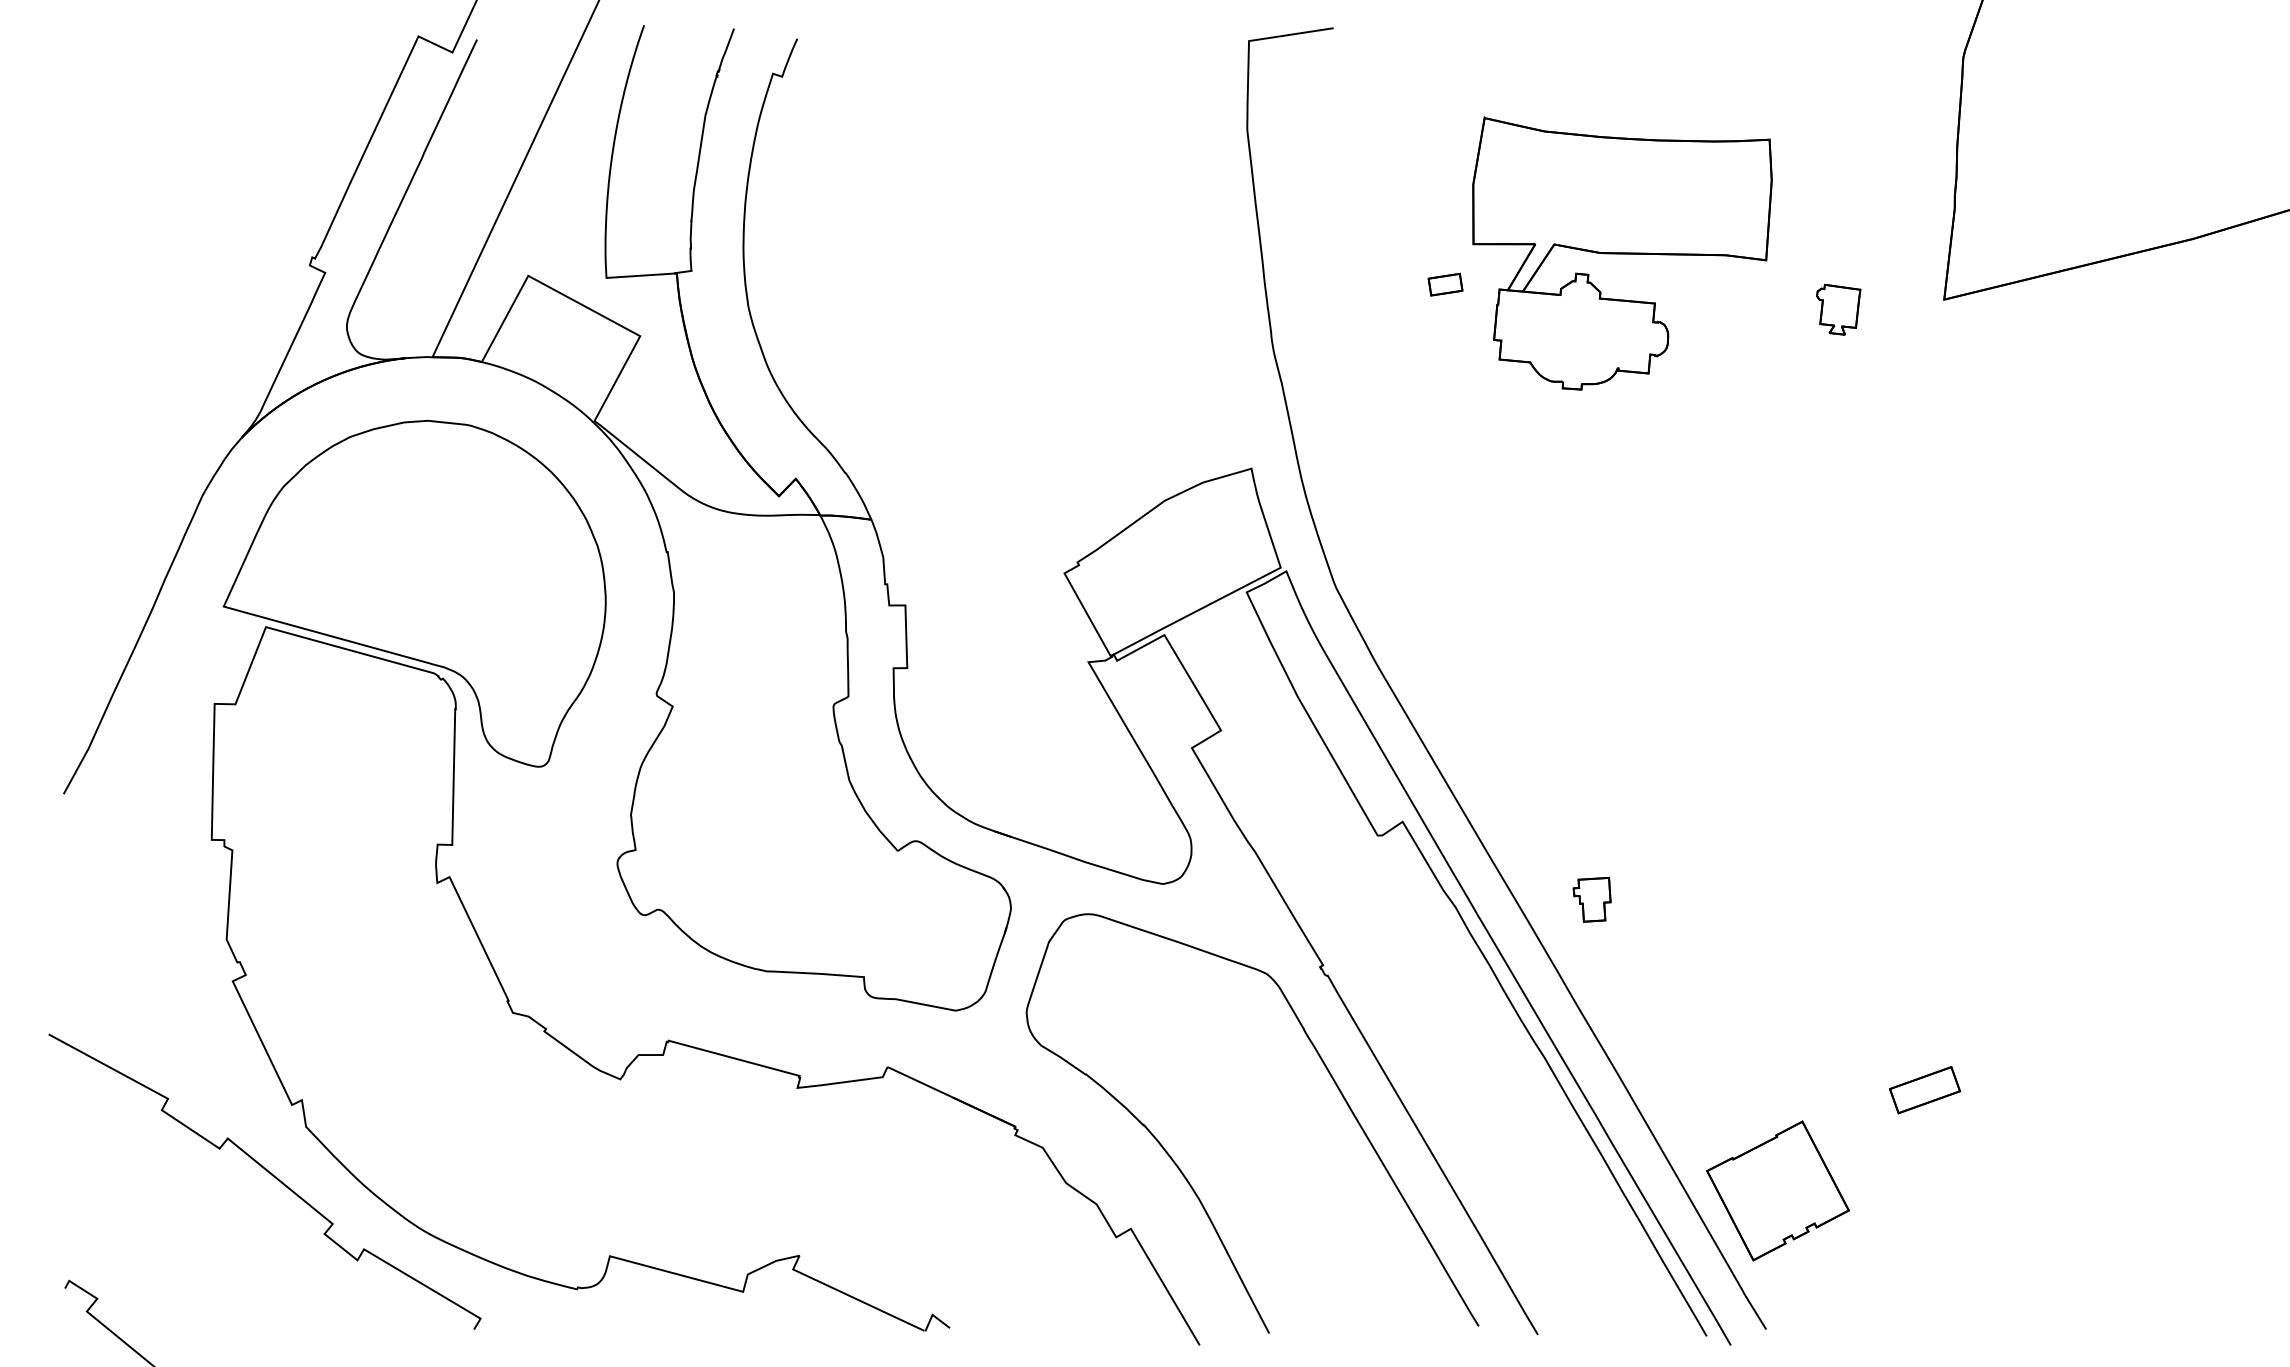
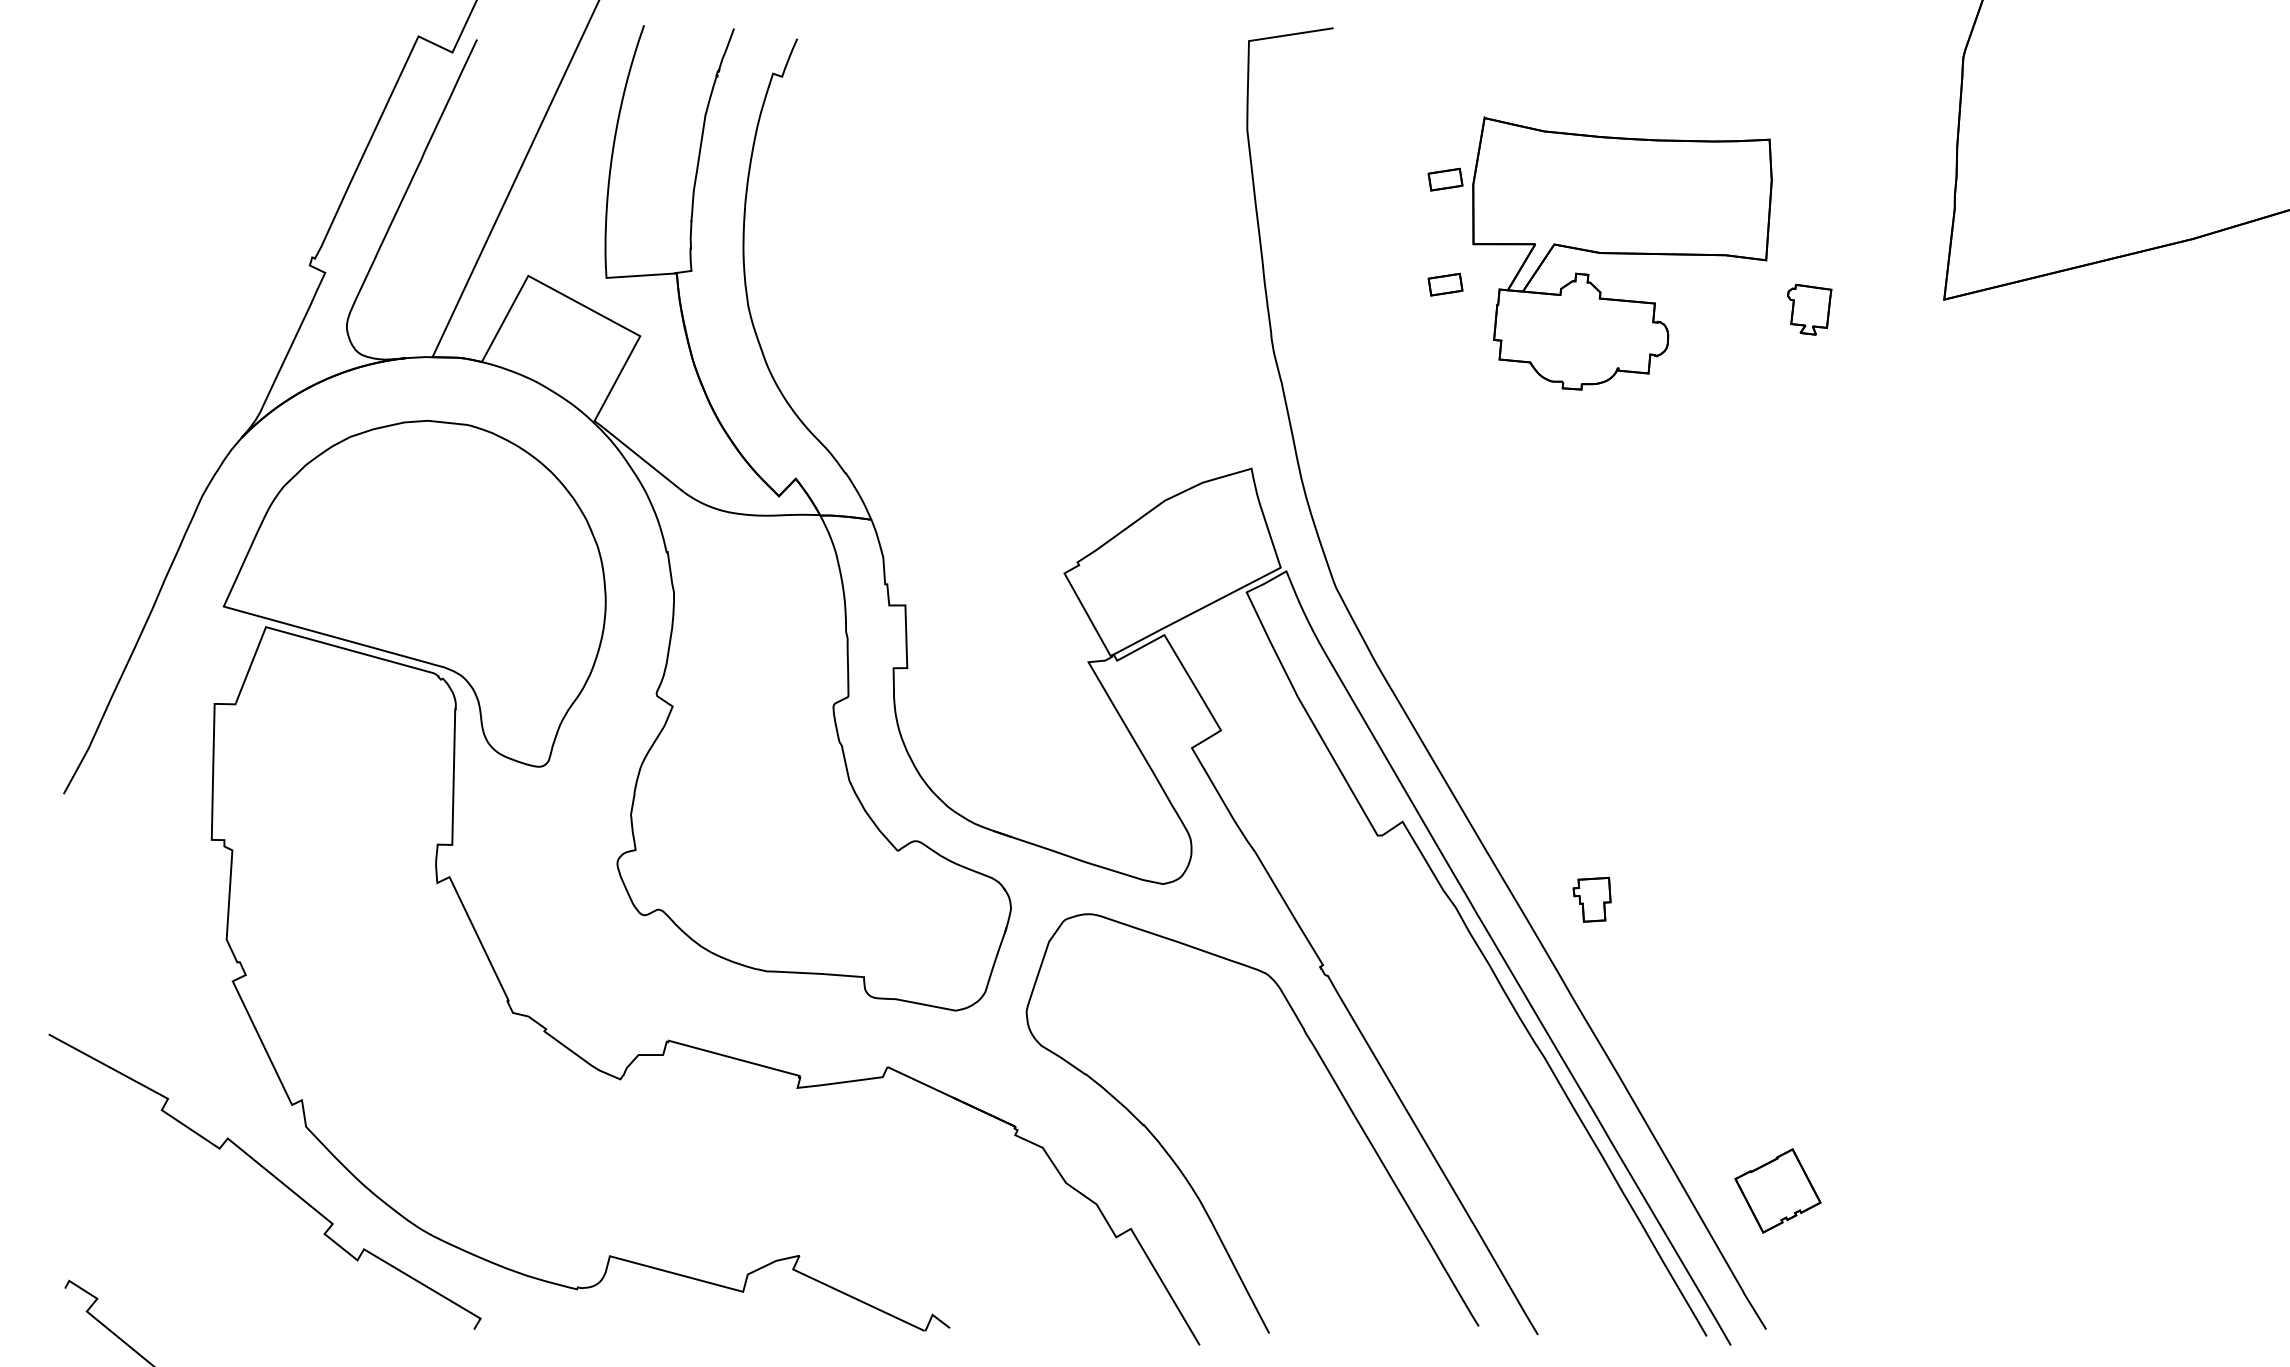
part: none -> present (1445, 179)
part position: (1838, 309) -> (1809, 309) (1809, 309)
part: present -> none (1925, 1090)
part size: 144x142 px -> 88x86 px (1777, 1190)
